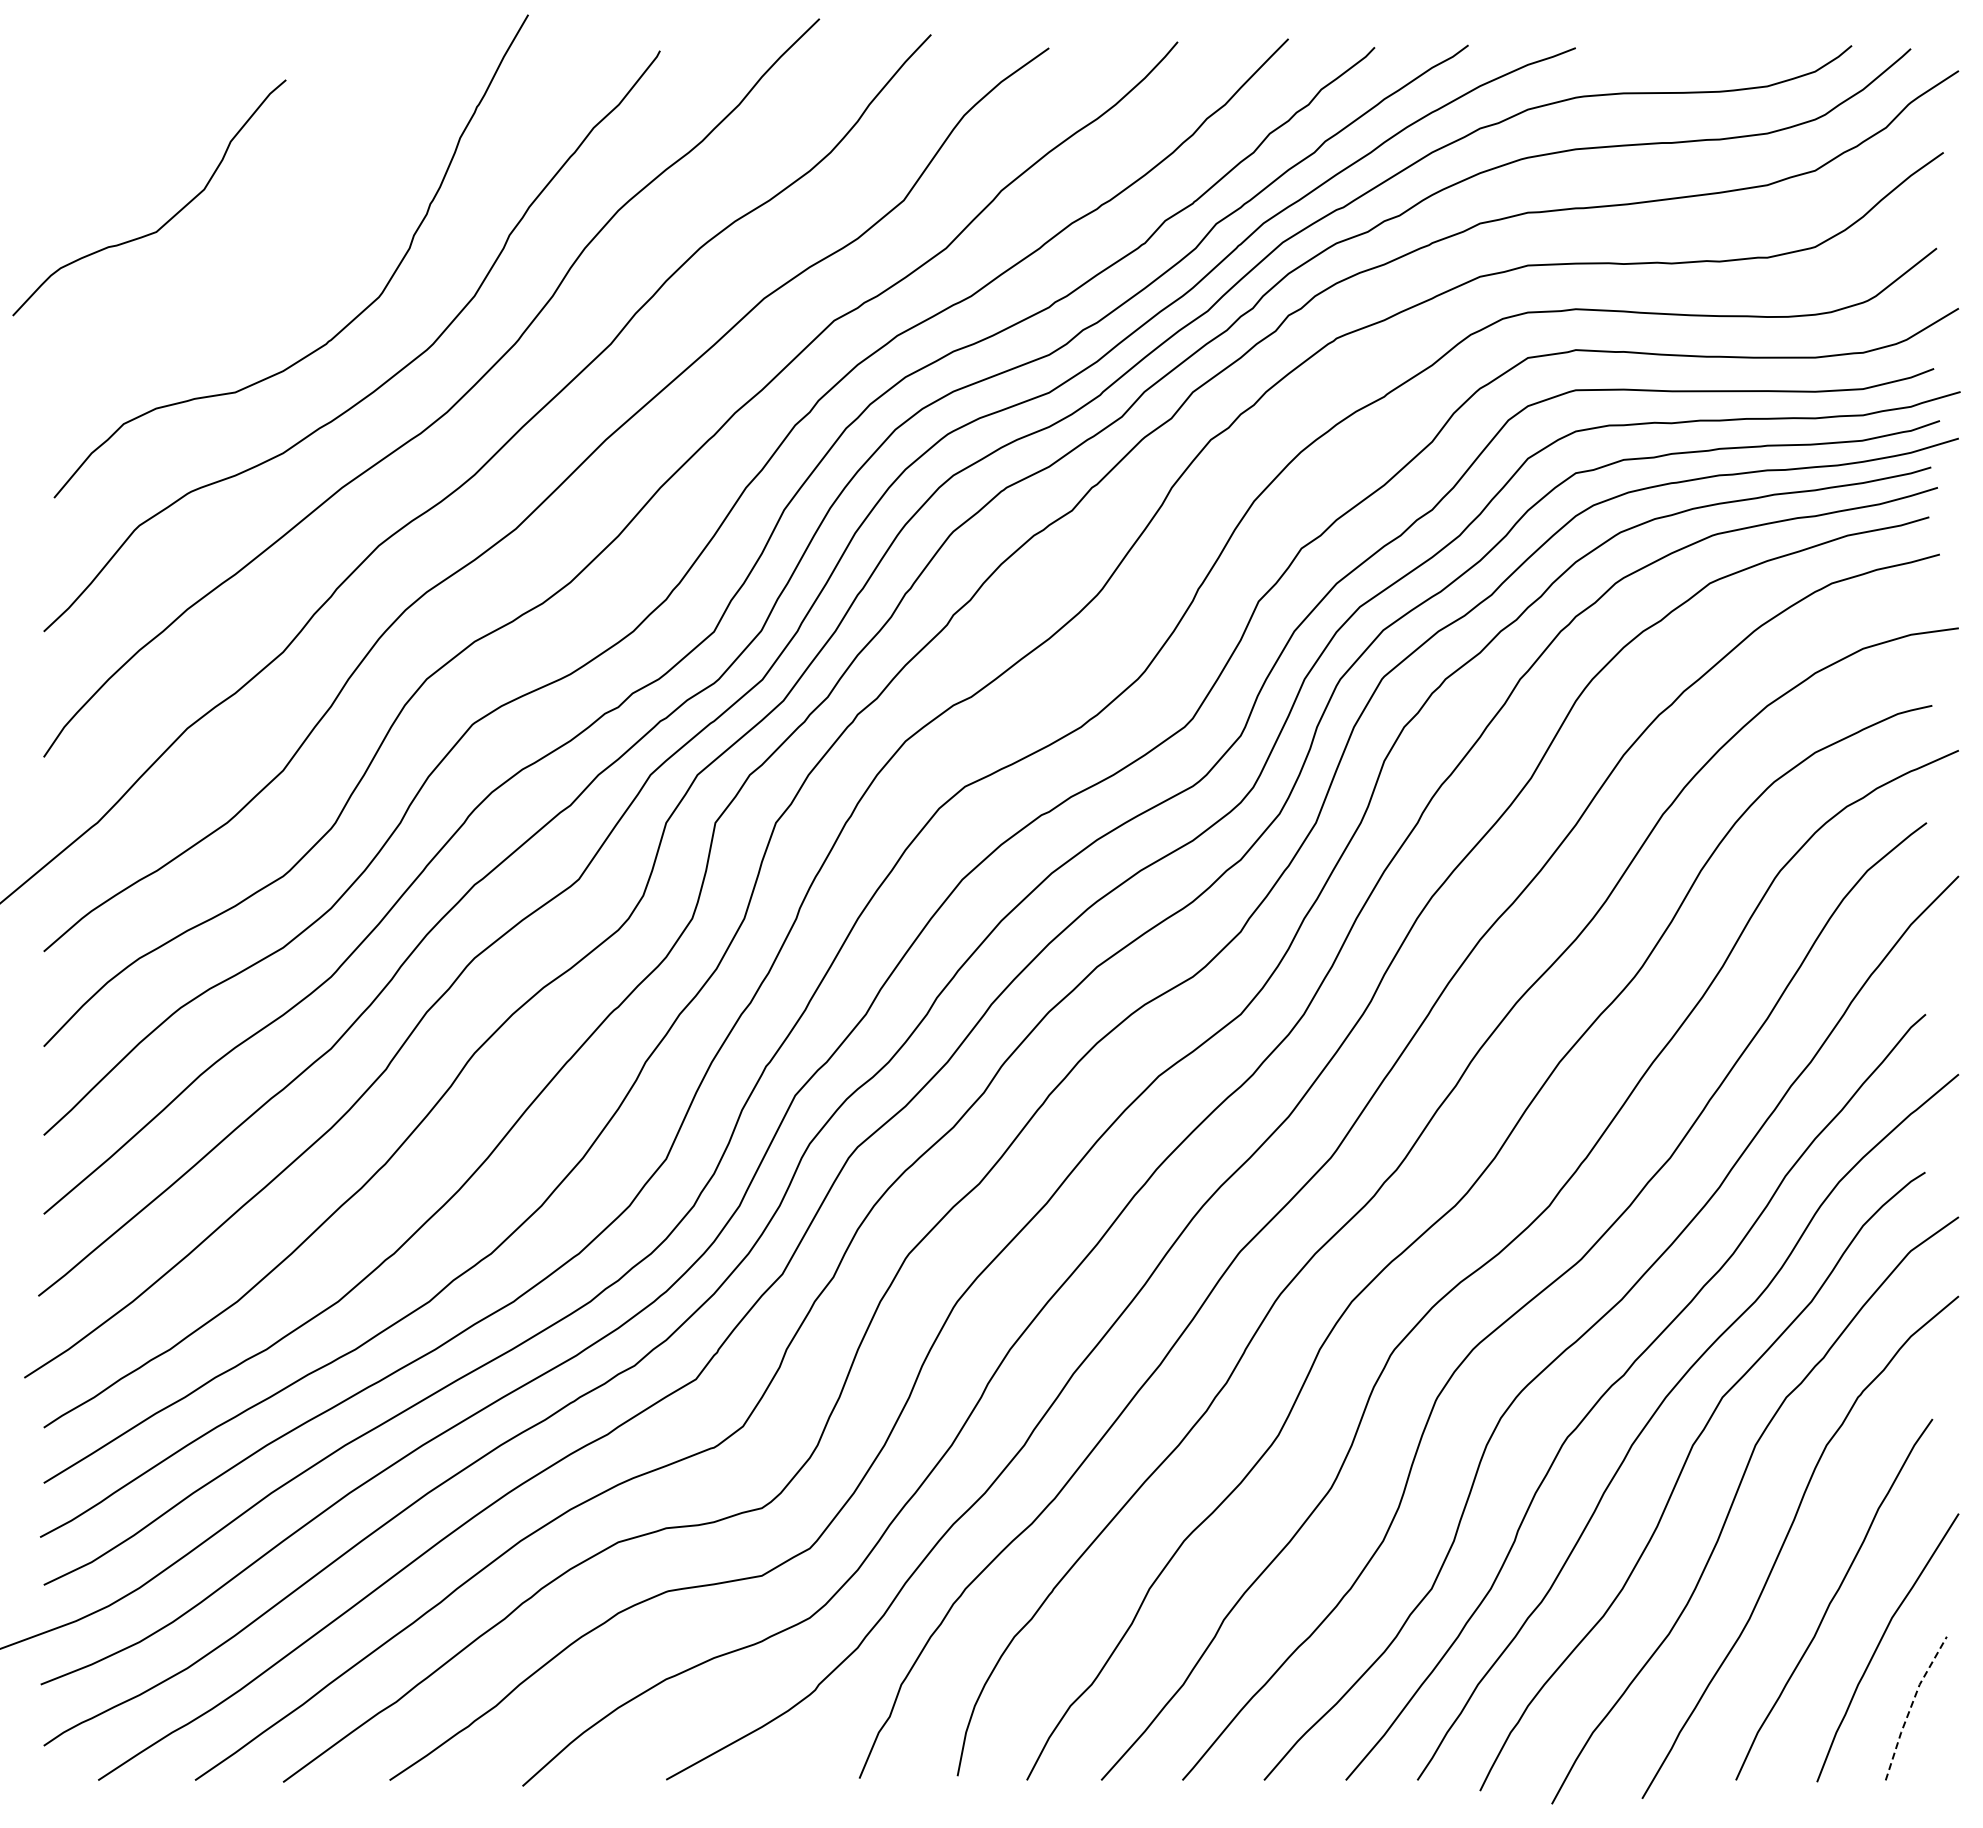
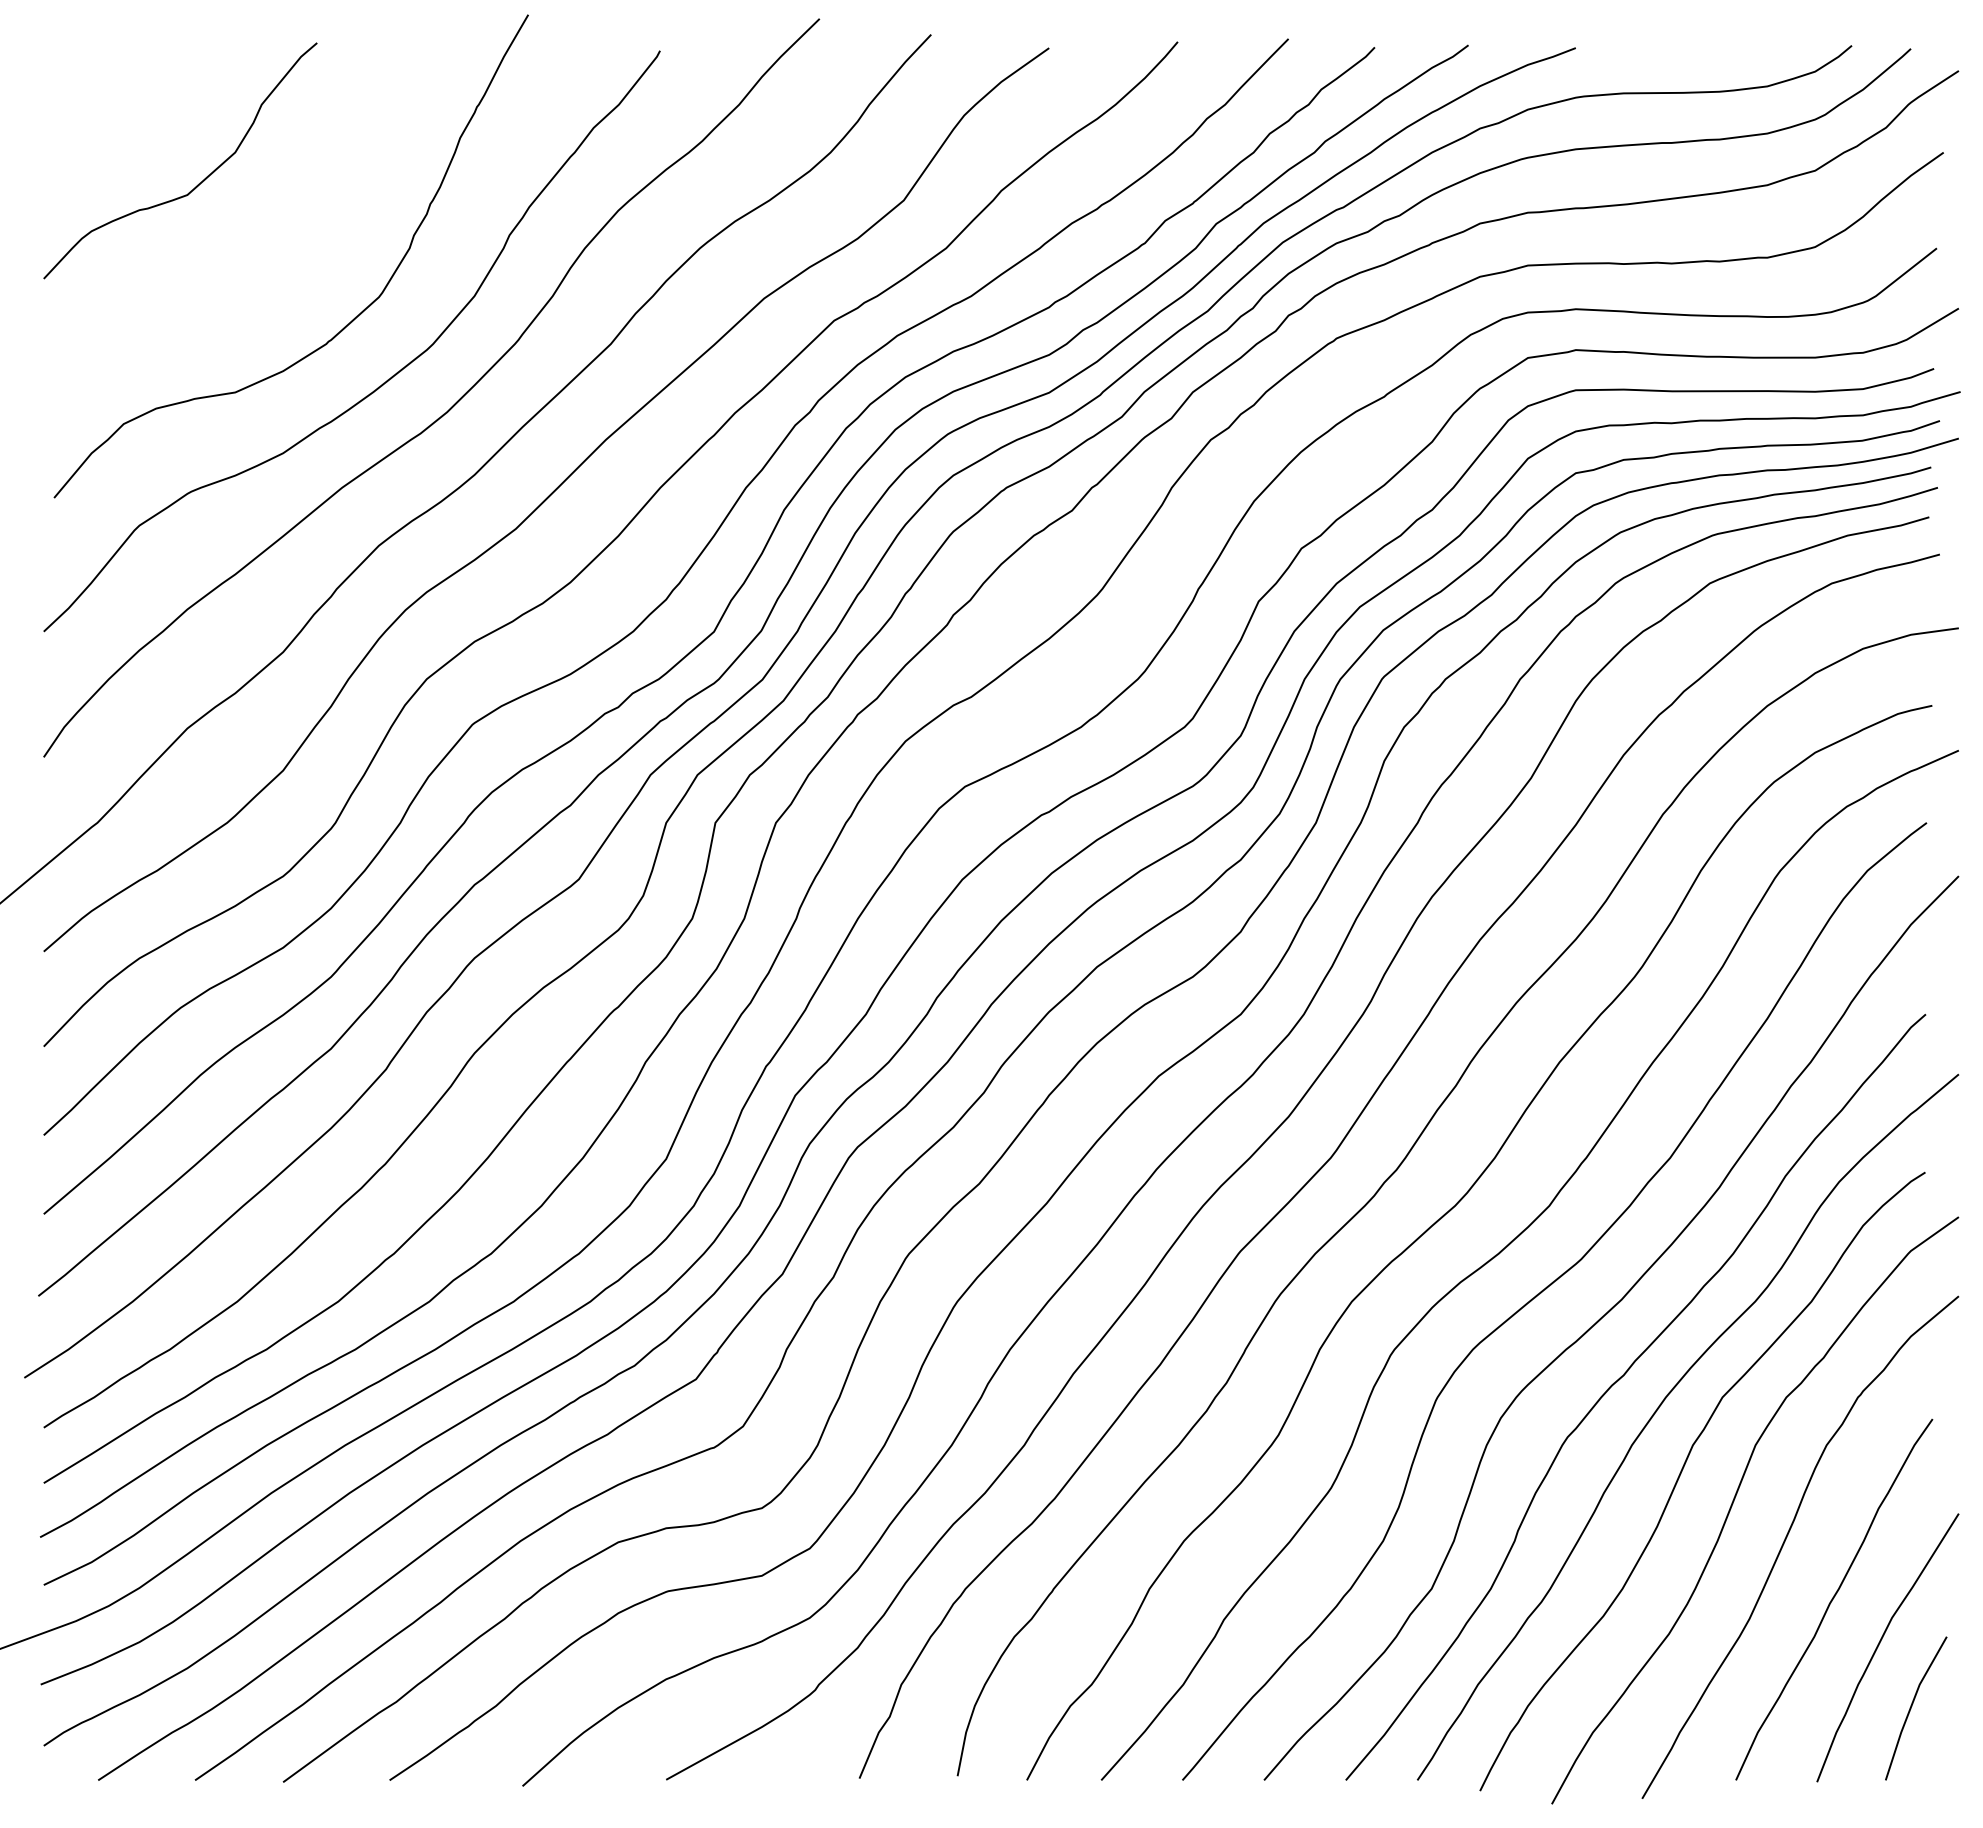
curve position: (167, 220) -> (198, 183) (198, 183)
line: dashed -> solid (1911, 1705)
